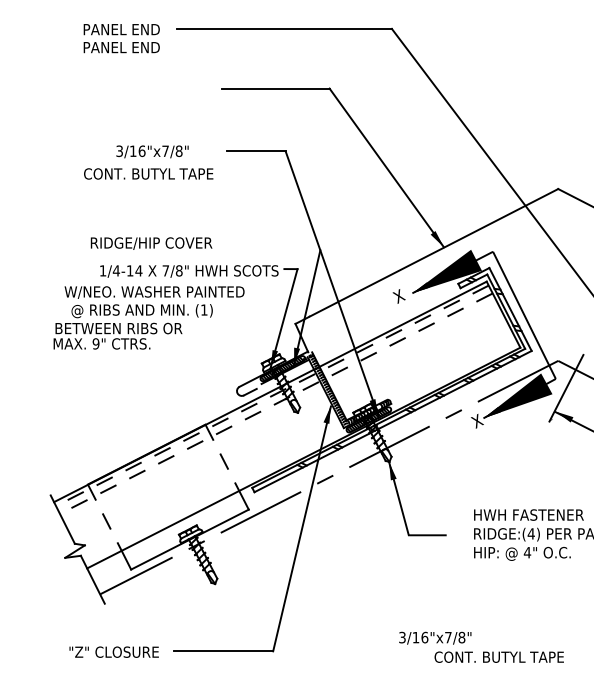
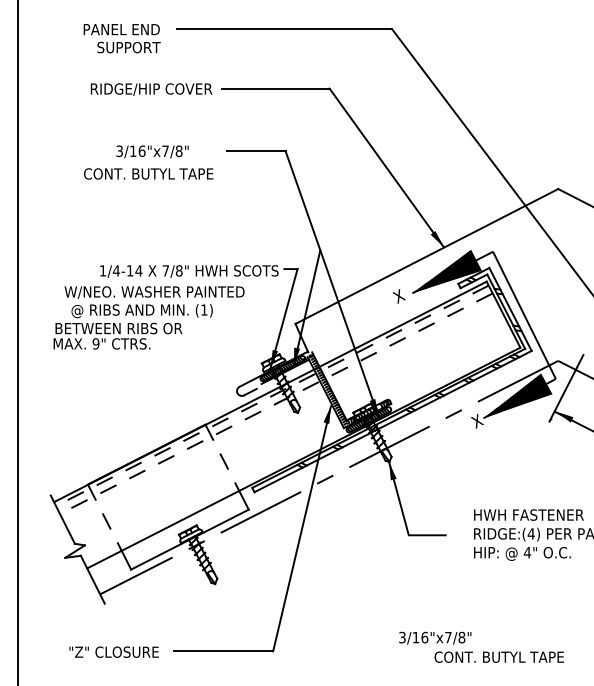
text: PANEL END -> SUPPORT (121, 47)
text position: (151, 243) -> (151, 89) (151, 89)
line: none -> present (17, 342)
